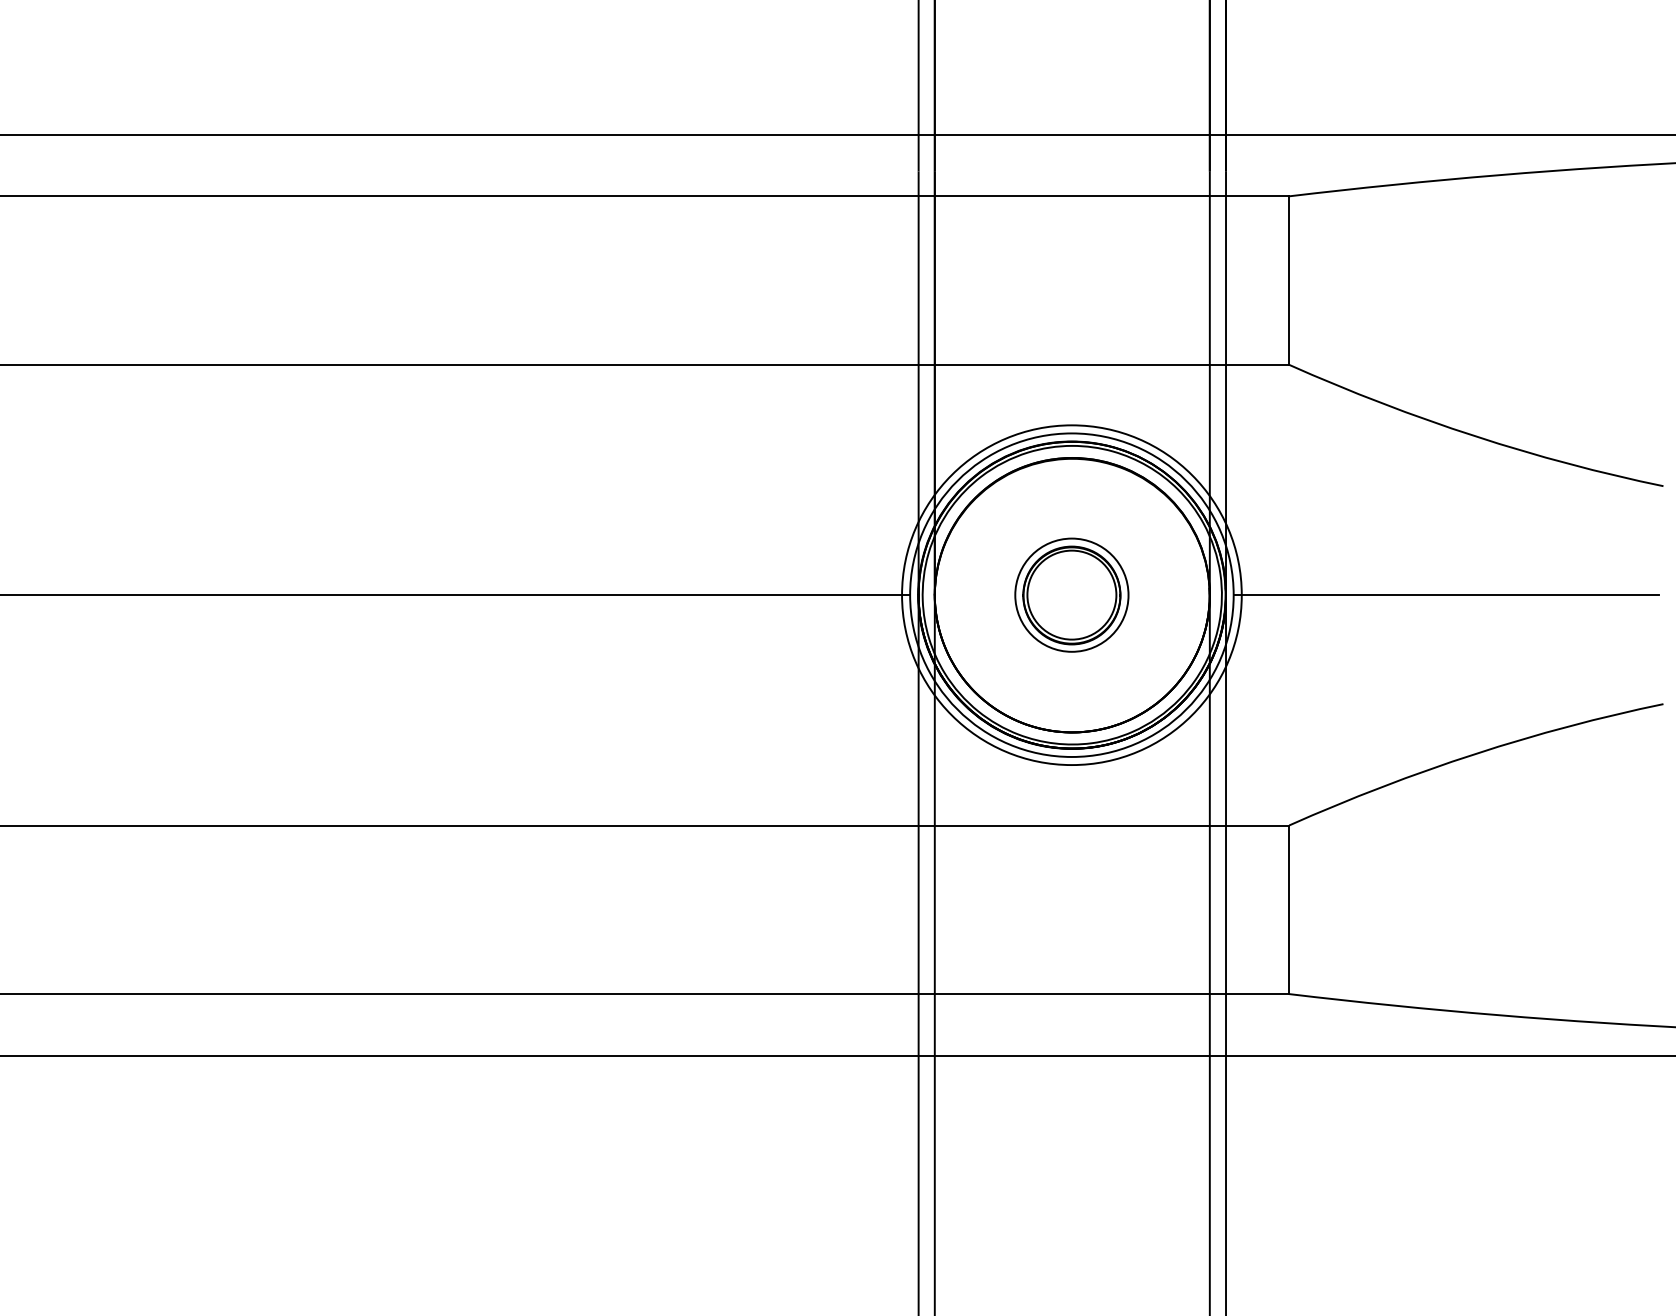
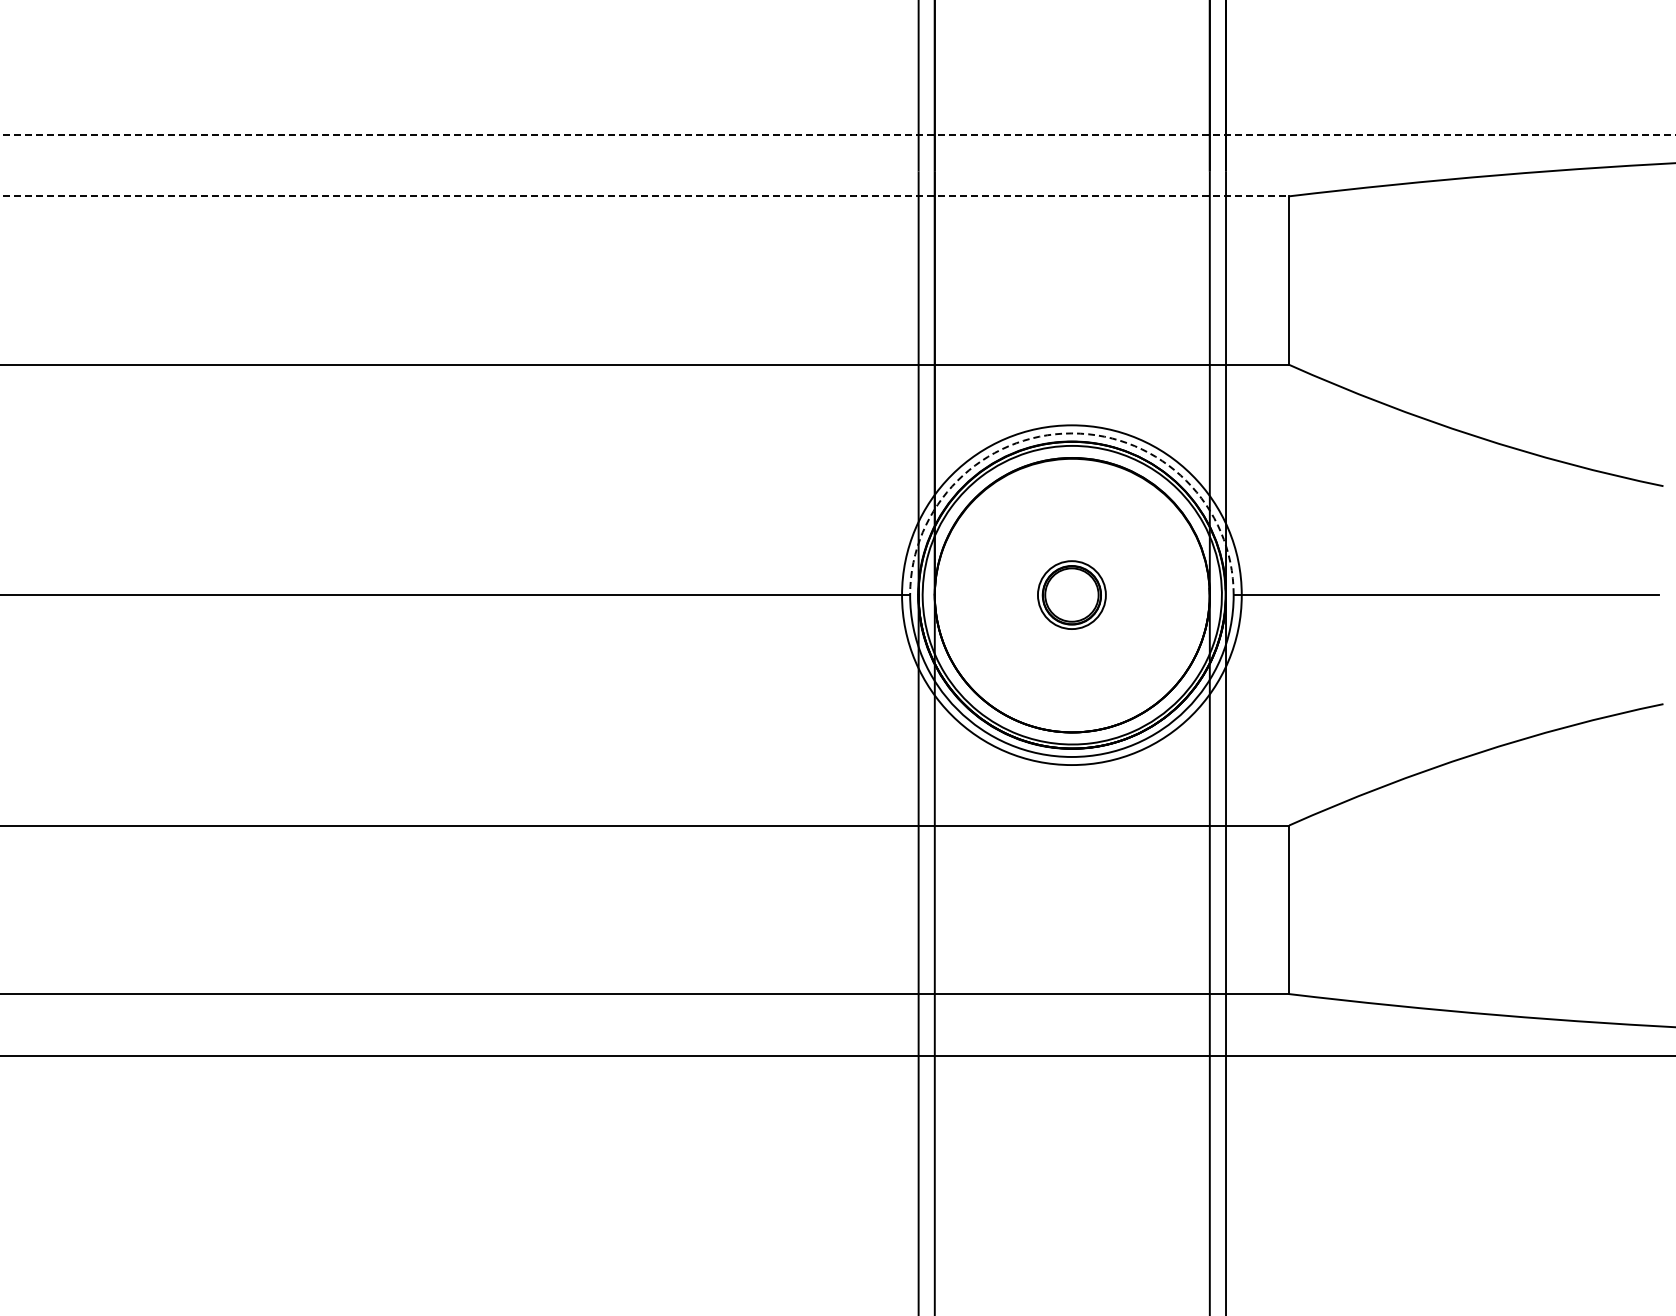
line: solid -> dashed (837, 134)
line: solid -> dashed (645, 196)
arc: solid -> dashed (1071, 433)
part size: 116x116 px -> 70x70 px (1071, 594)
